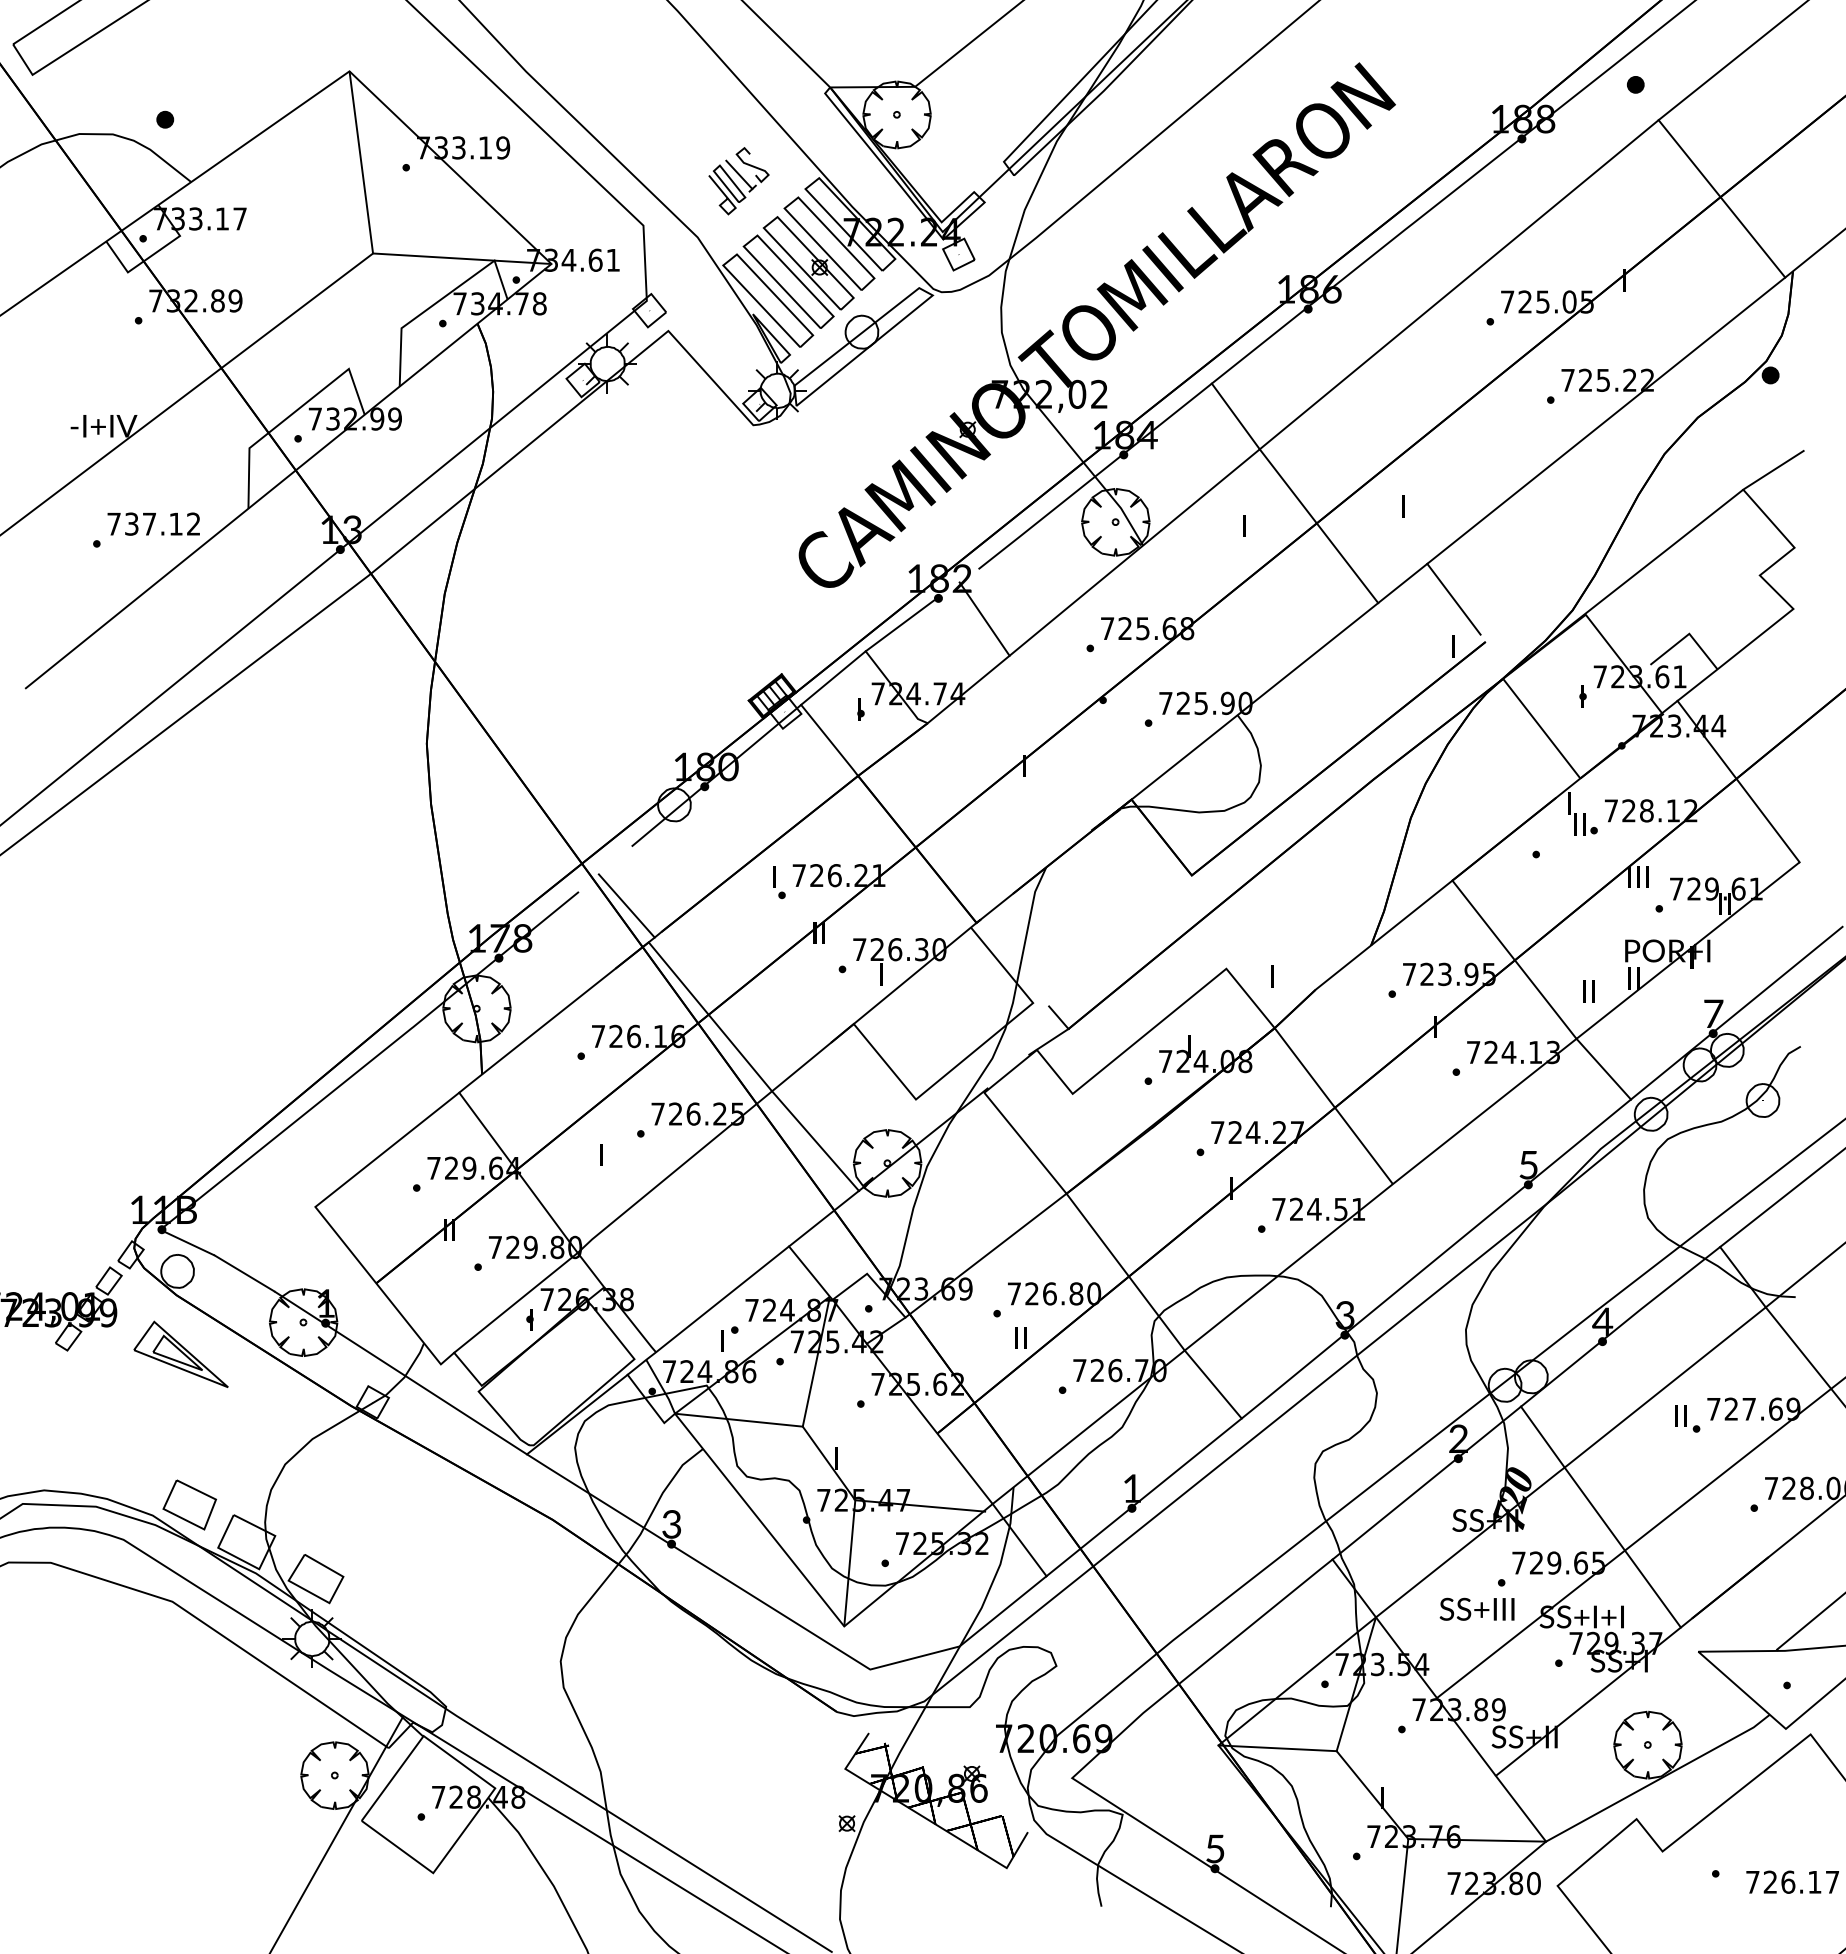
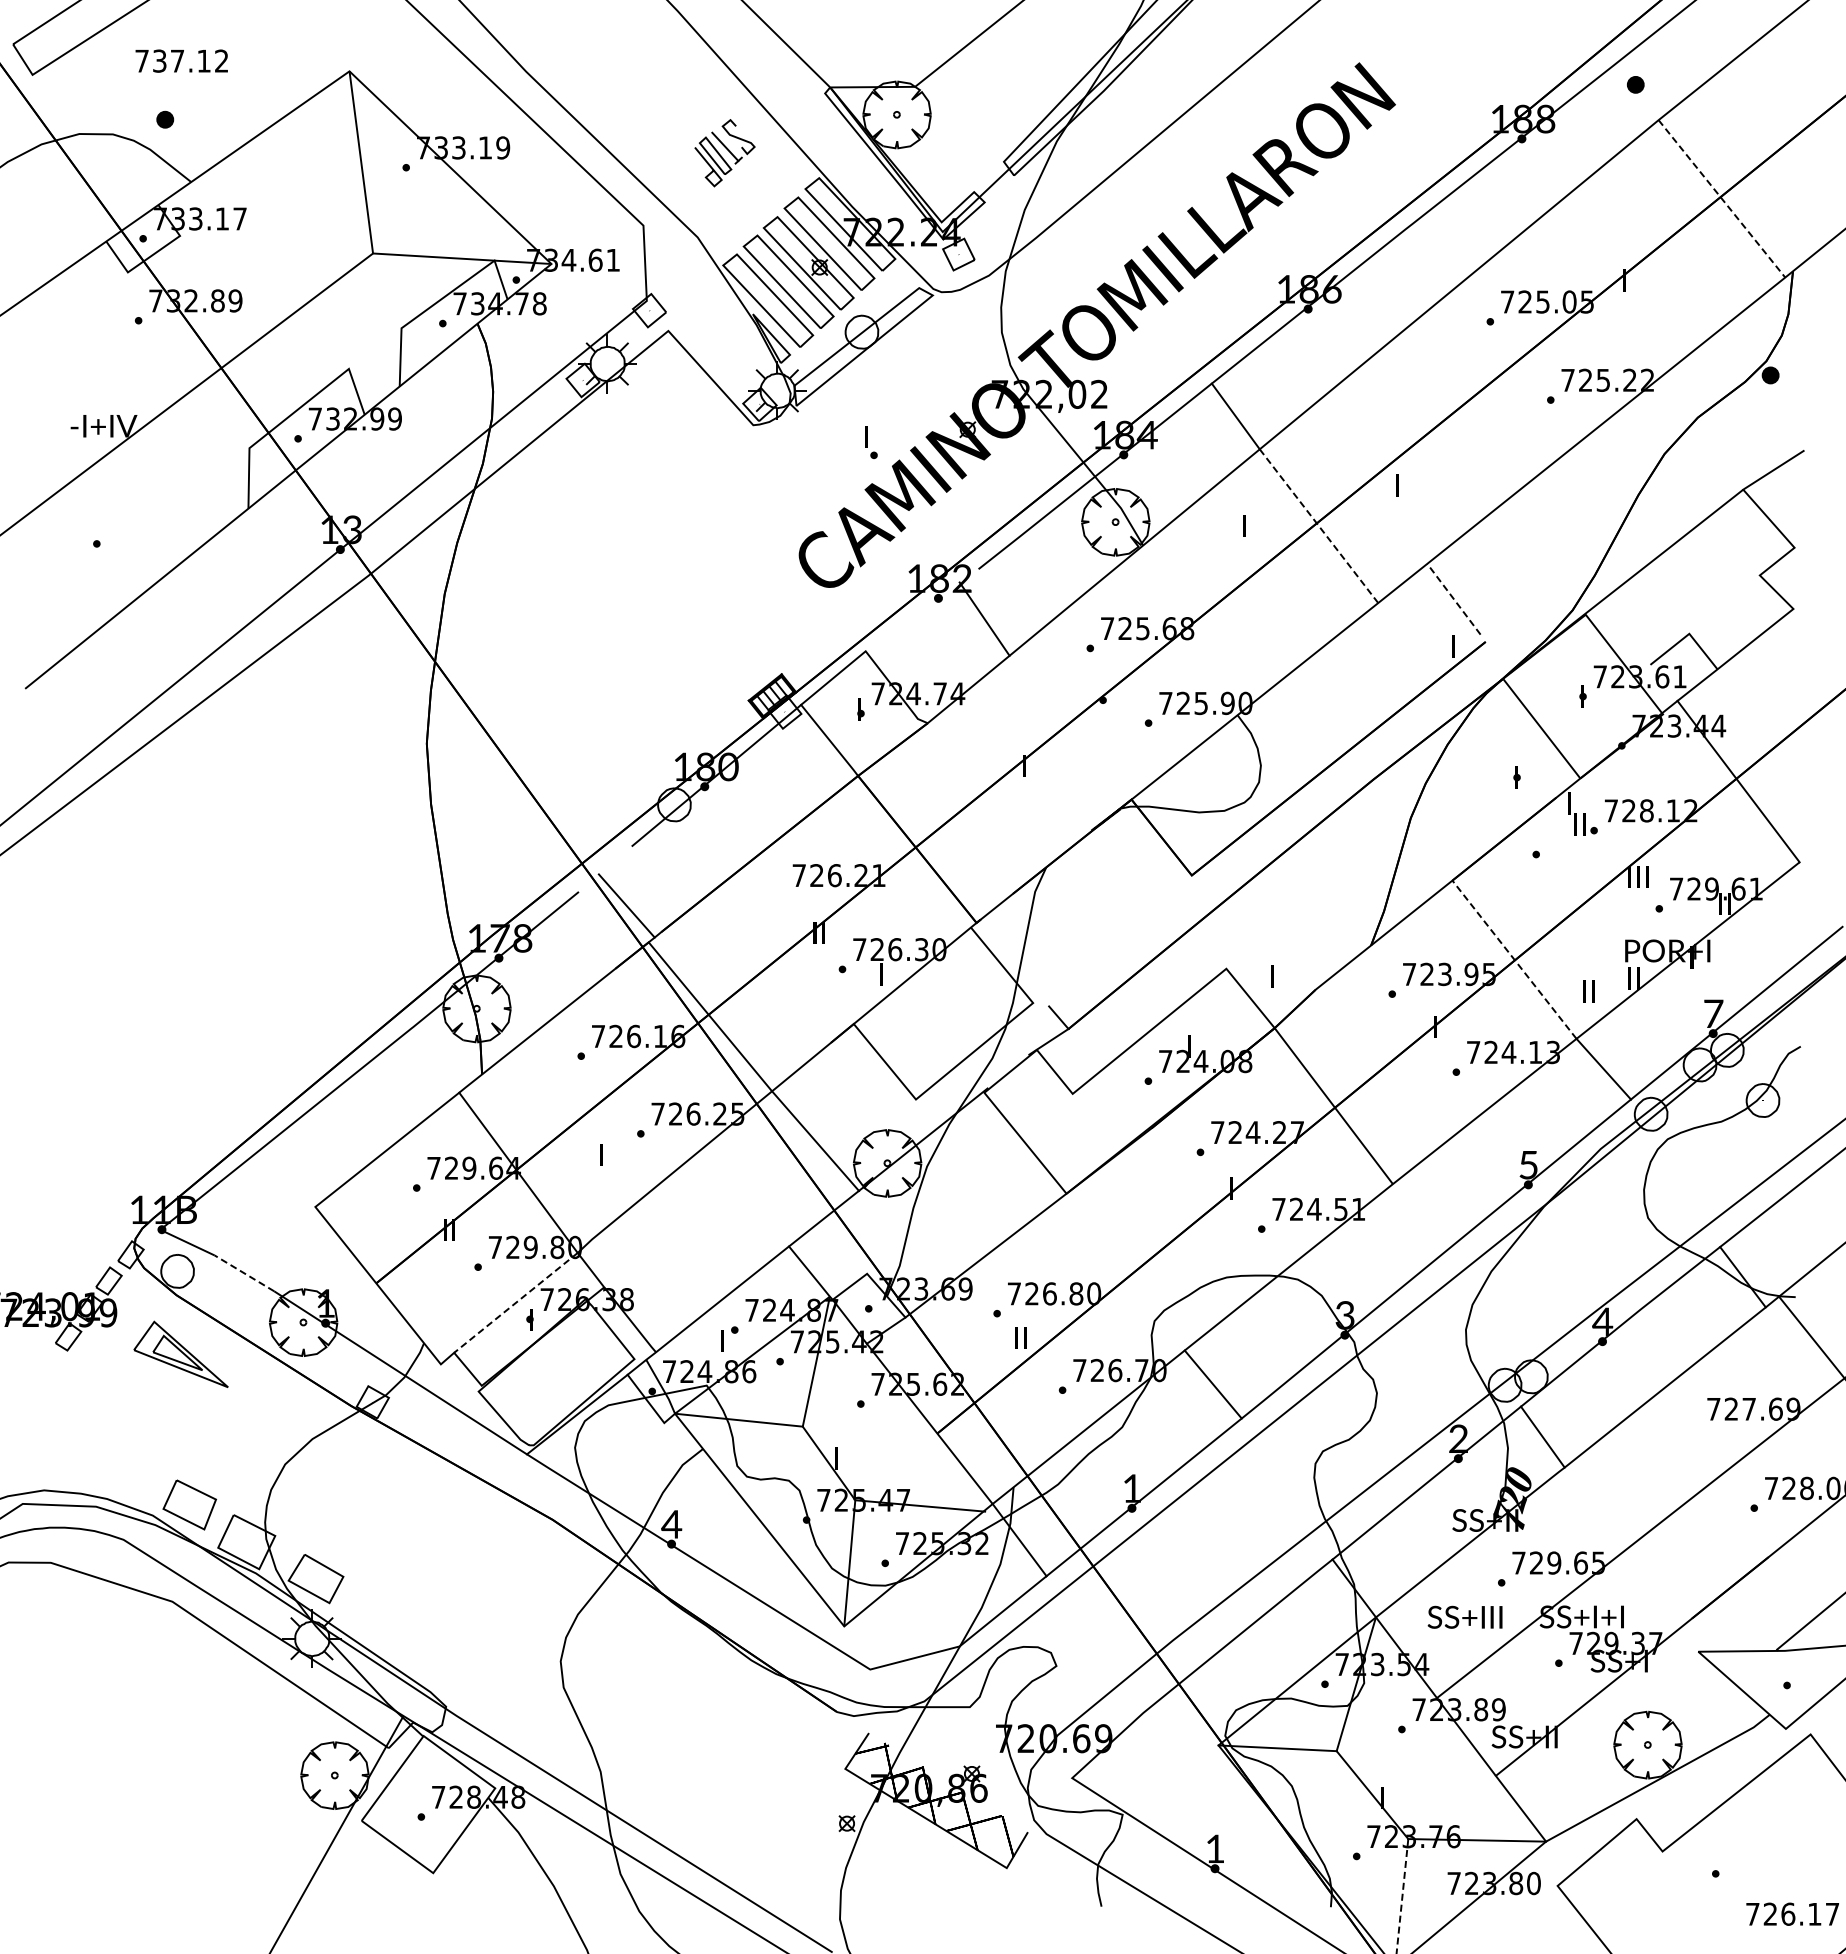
part position: (738, 181) -> (724, 153) (724, 153)
line: solid -> dashed (1722, 199)
text position: (1403, 506) -> (1397, 485) (1397, 485)
text position: (153, 523) -> (181, 60) (181, 60)
line: solid -> dashed (1318, 525)
line: solid -> dashed (1453, 598)
line: present -> none (899, 625)
part: none -> present (1516, 777)
part position: (779, 882) -> (871, 442) (871, 442)
line: solid -> dashed (1514, 959)
line: present -> none (1125, 1271)
line: solid -> dashed (244, 1273)
line: solid -> dashed (515, 1303)
line position: (1803, 1355) -> (1810, 1336) (1810, 1336)
part: present -> none (1687, 1418)
text: 3 -> 4 (671, 1524)
line: present -> none (1622, 1547)
text position: (1476, 1608) -> (1464, 1616) (1464, 1616)
text: 5 -> 1 (1215, 1848)
text position: (1792, 1881) -> (1792, 1913) (1792, 1913)
line: solid -> dashed (1402, 1896)
